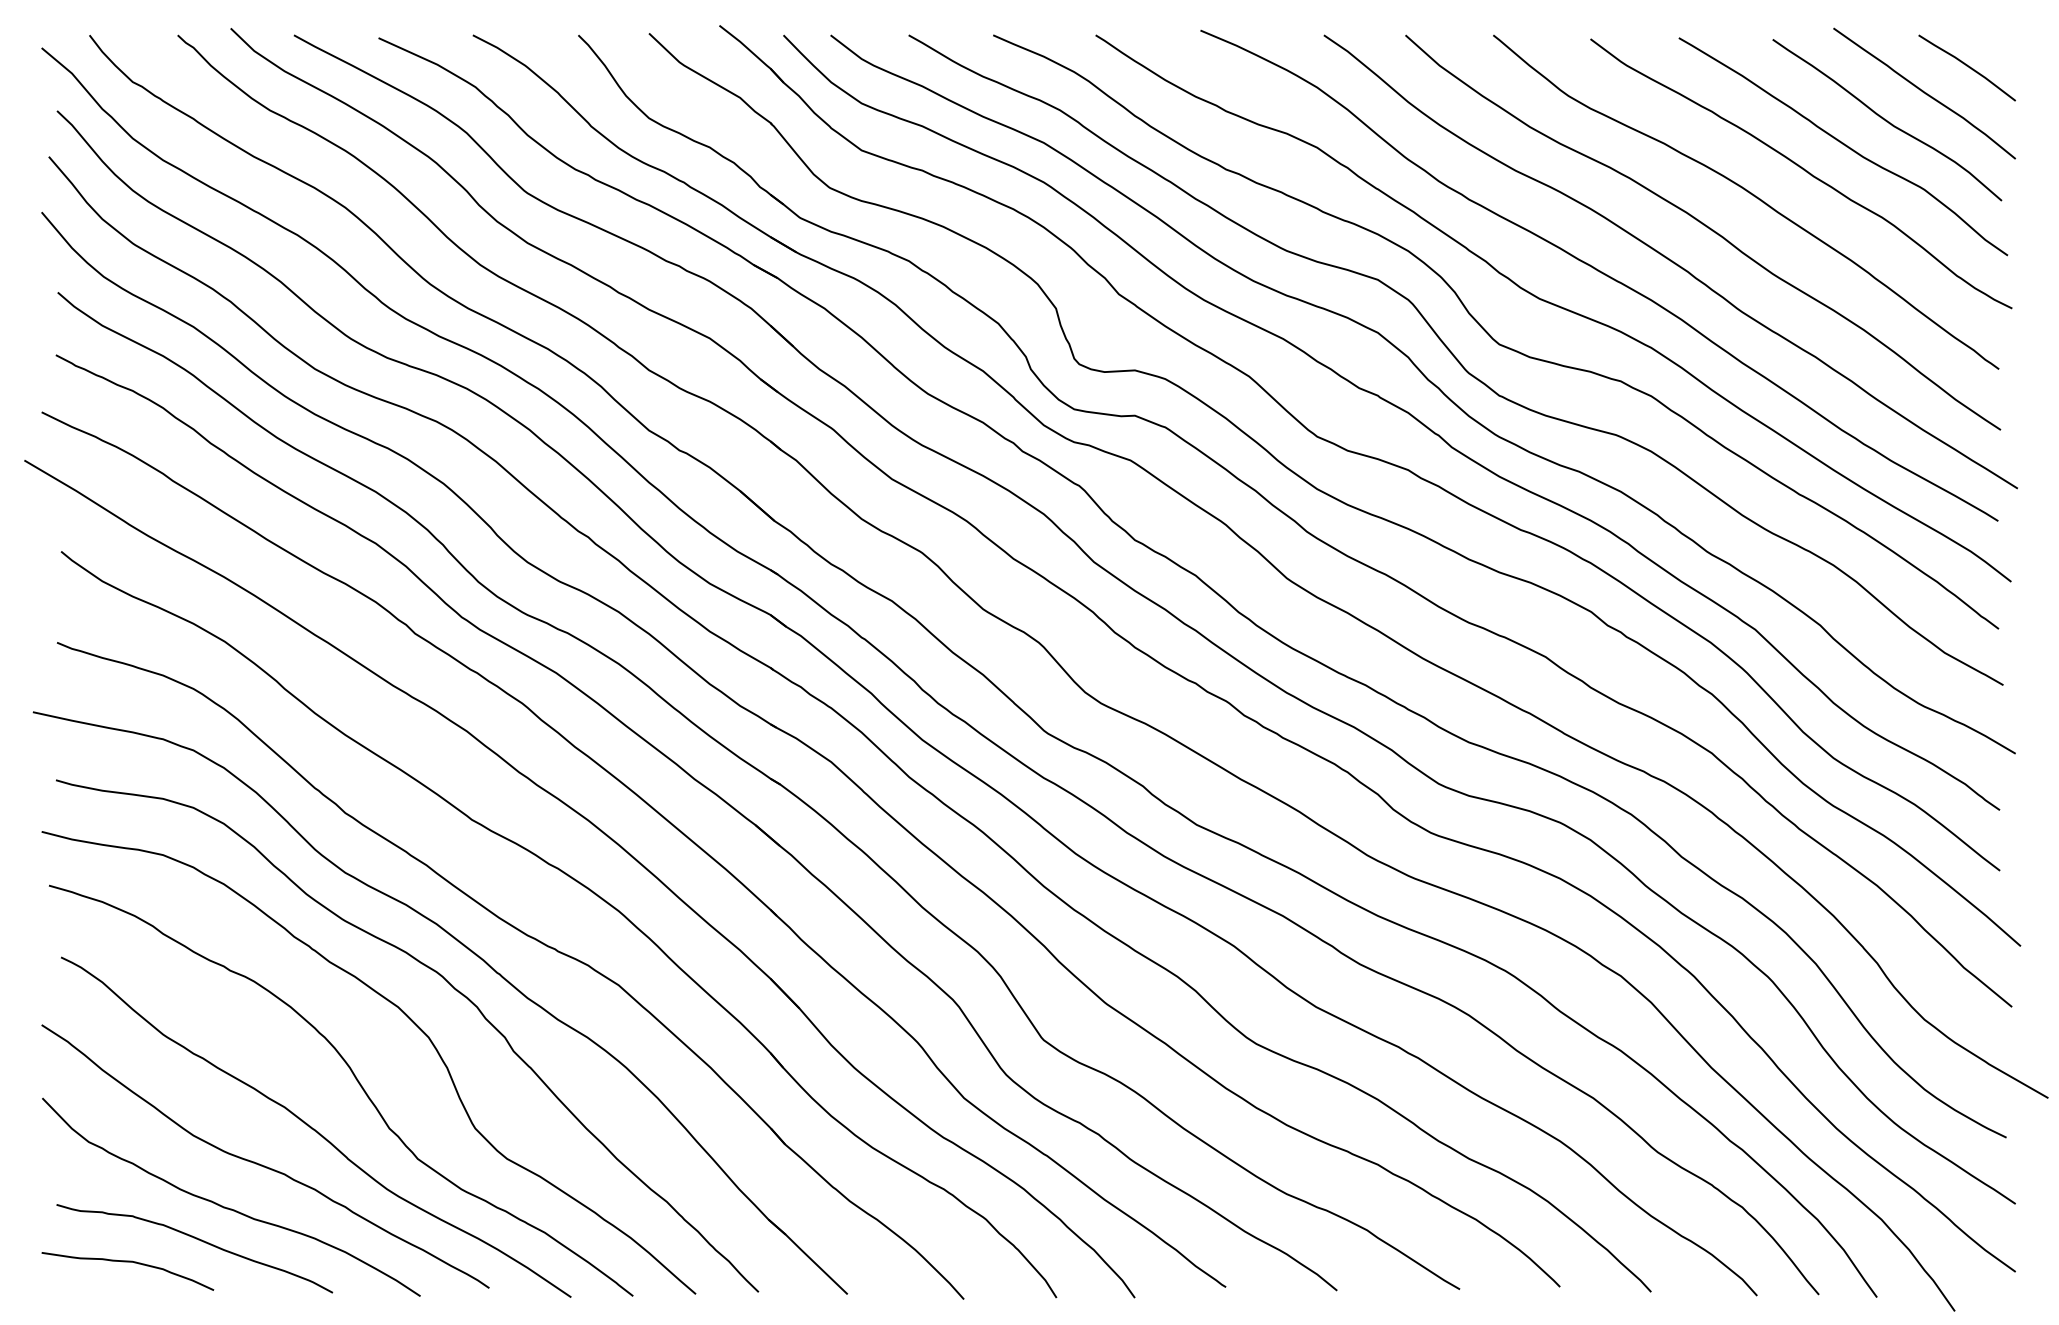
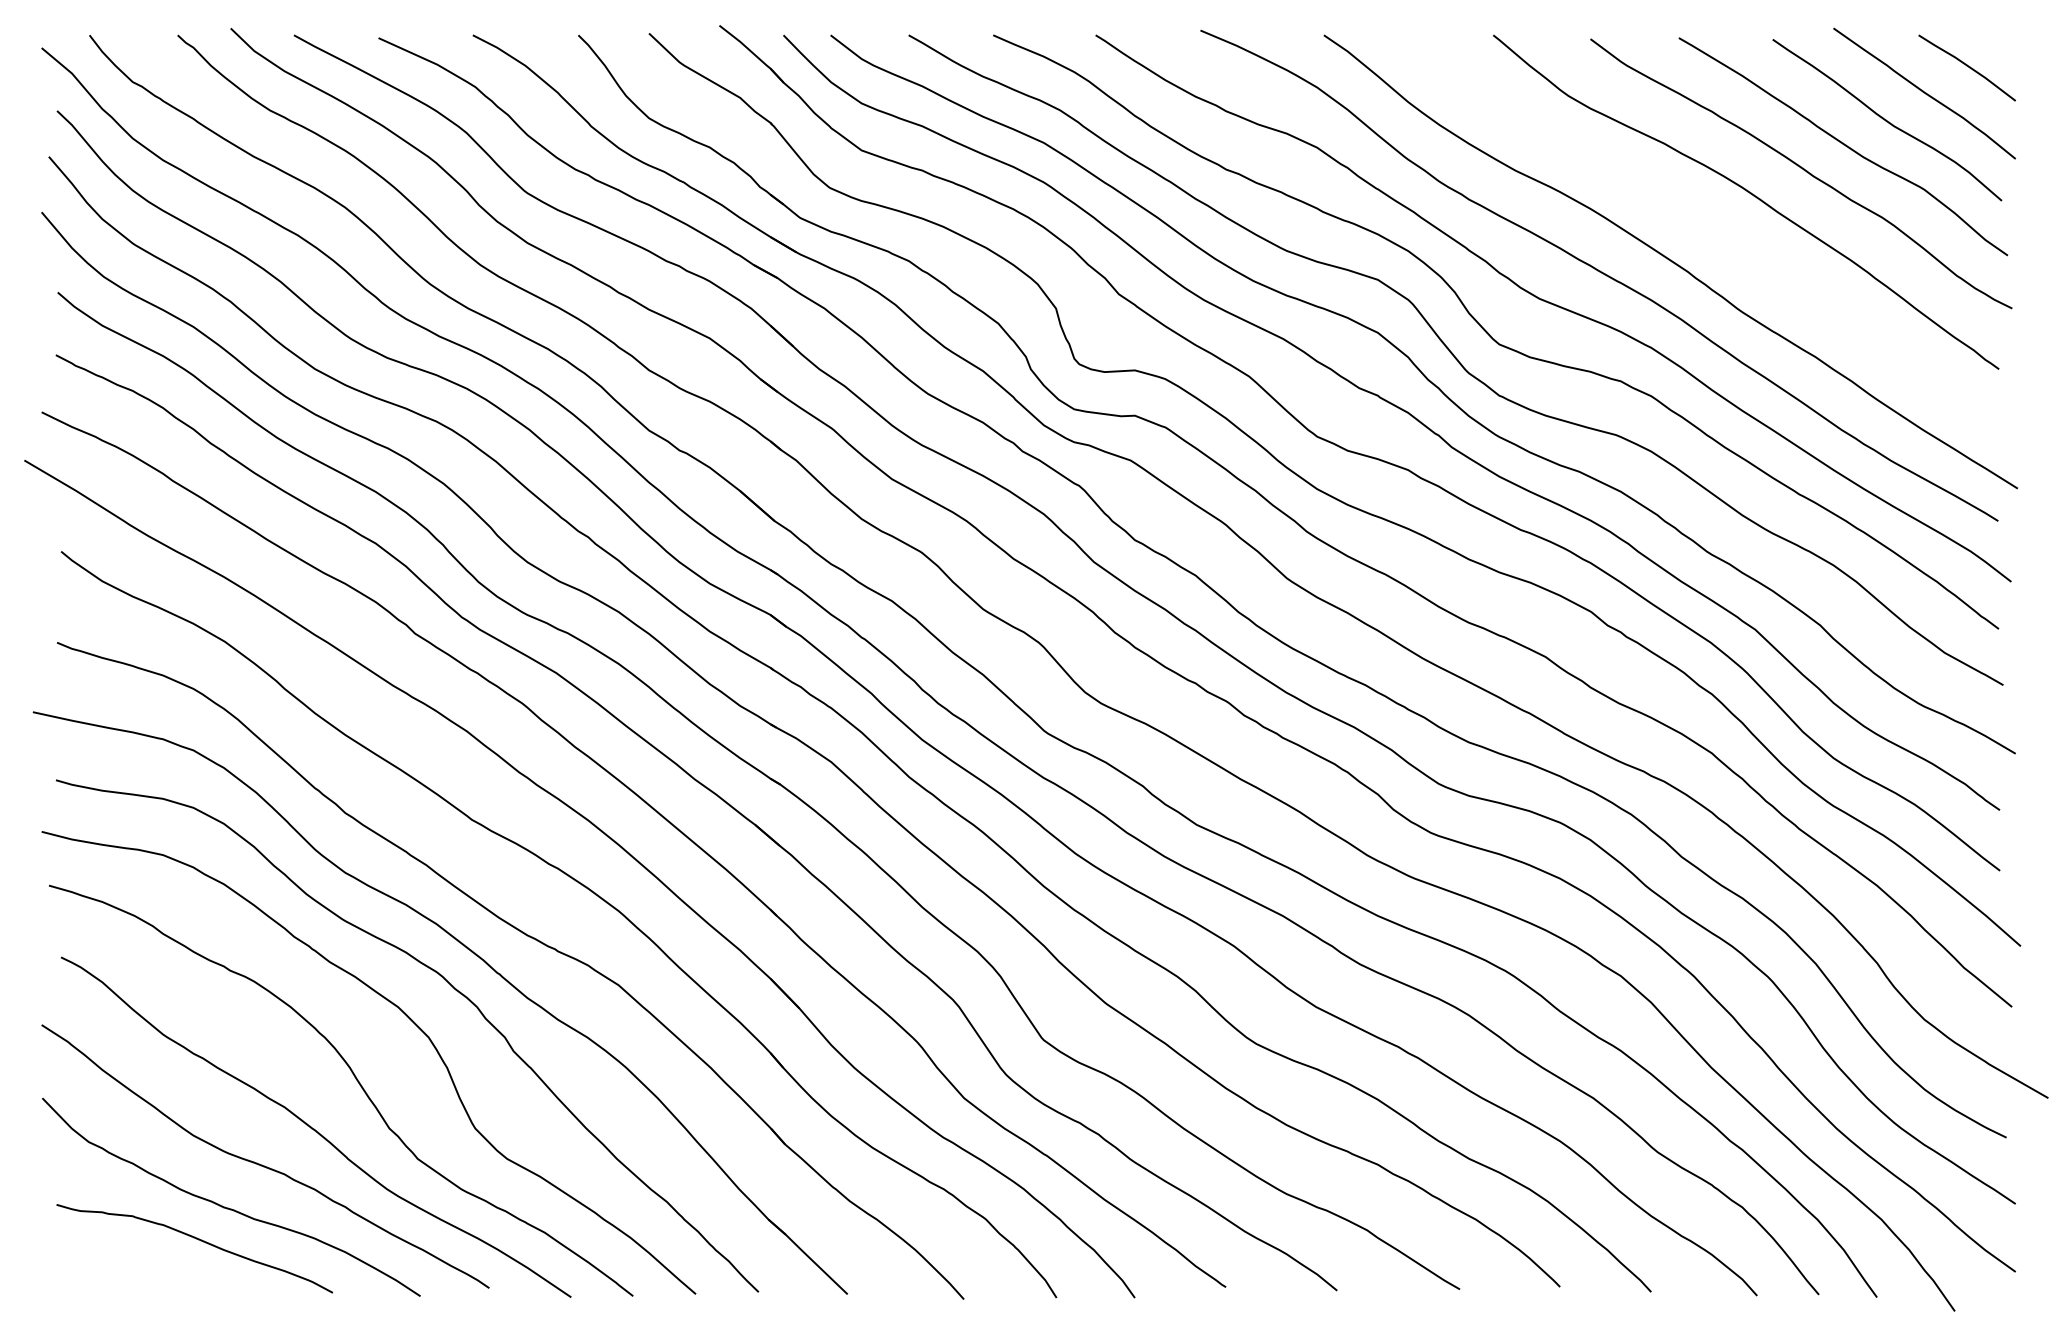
curve: present -> none (1706, 227)
curve: present -> none (127, 1262)
